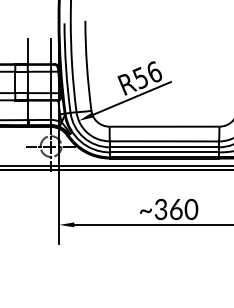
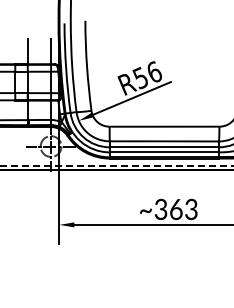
line: solid -> dashed (117, 165)
text: ~360 -> ~363 (191, 209)
